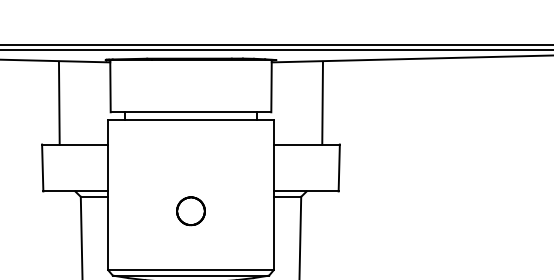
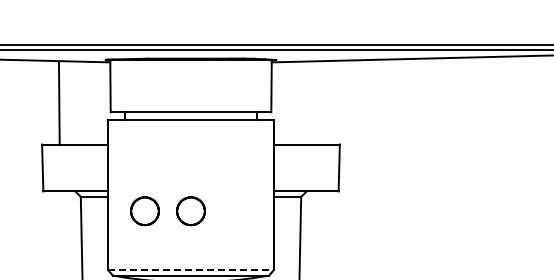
line: present -> none (322, 102)
part: none -> present (144, 211)
line: solid -> dashed (190, 270)
